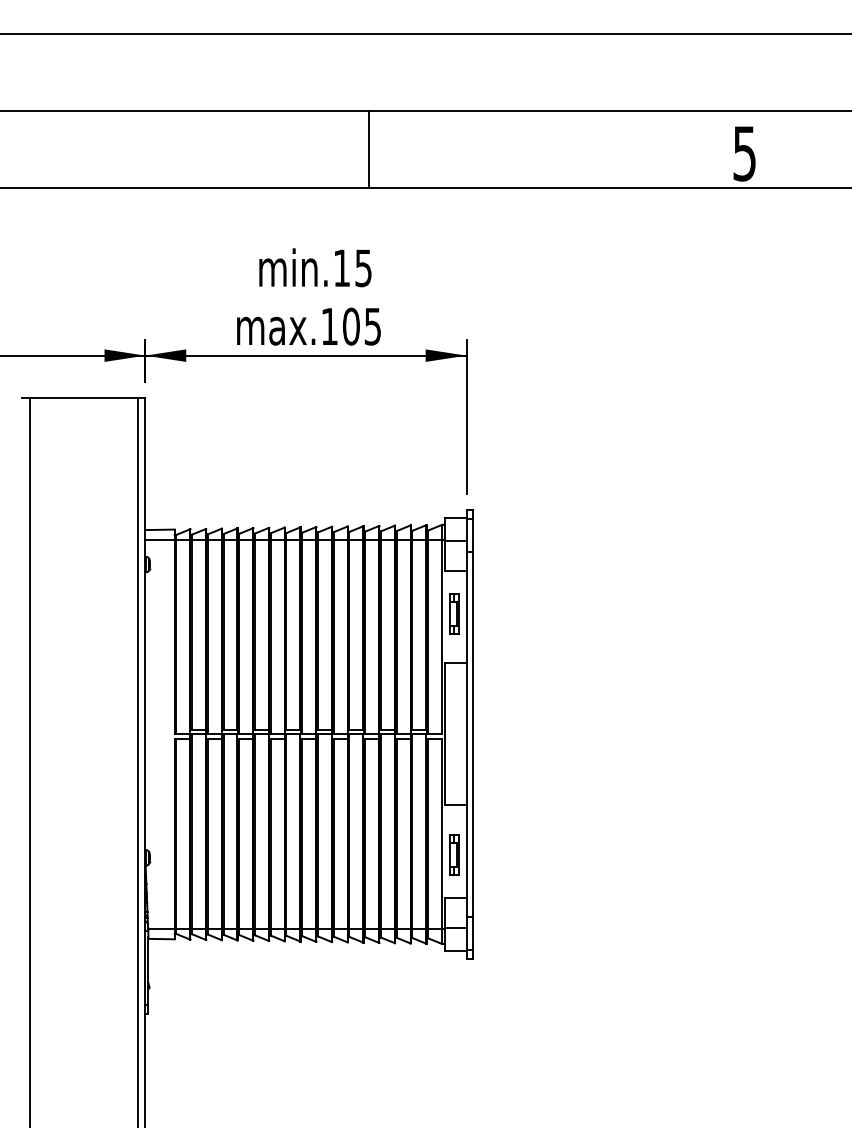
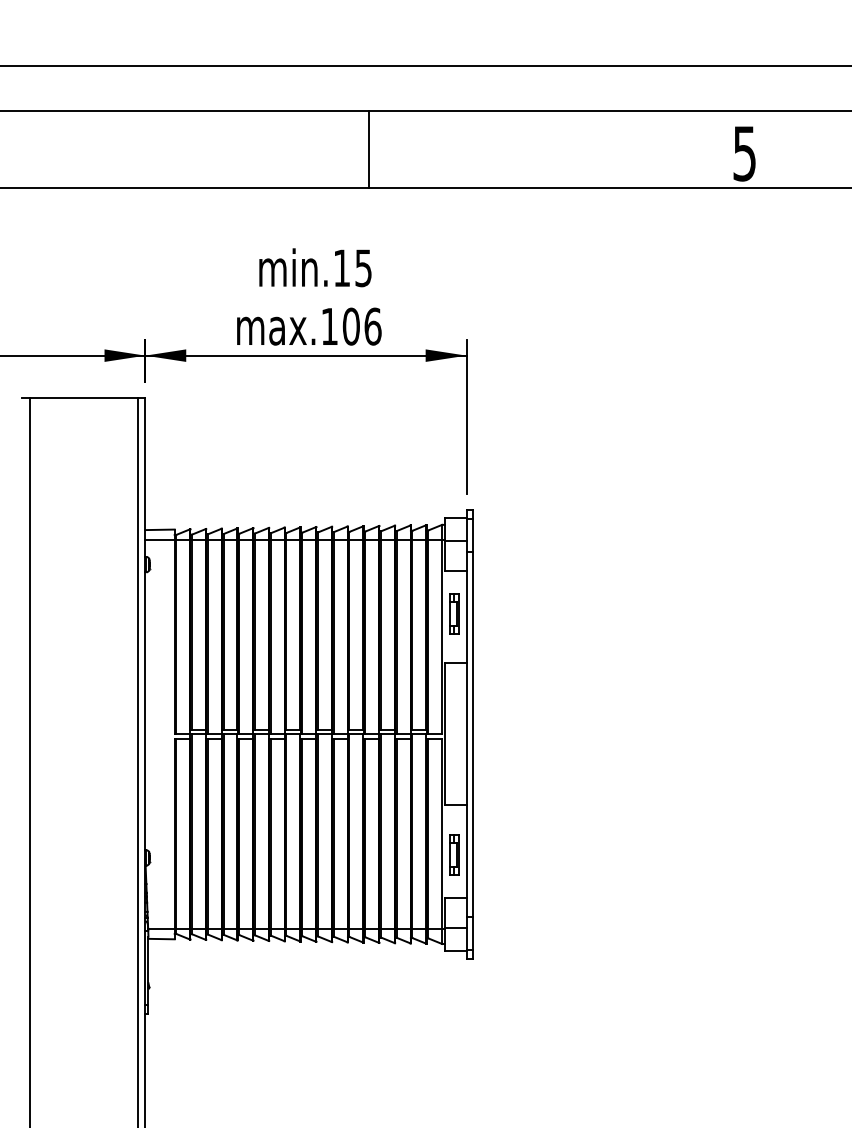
line position: (425, 33) -> (425, 65) (425, 65)
text: max.105 -> max.106 (372, 326)
